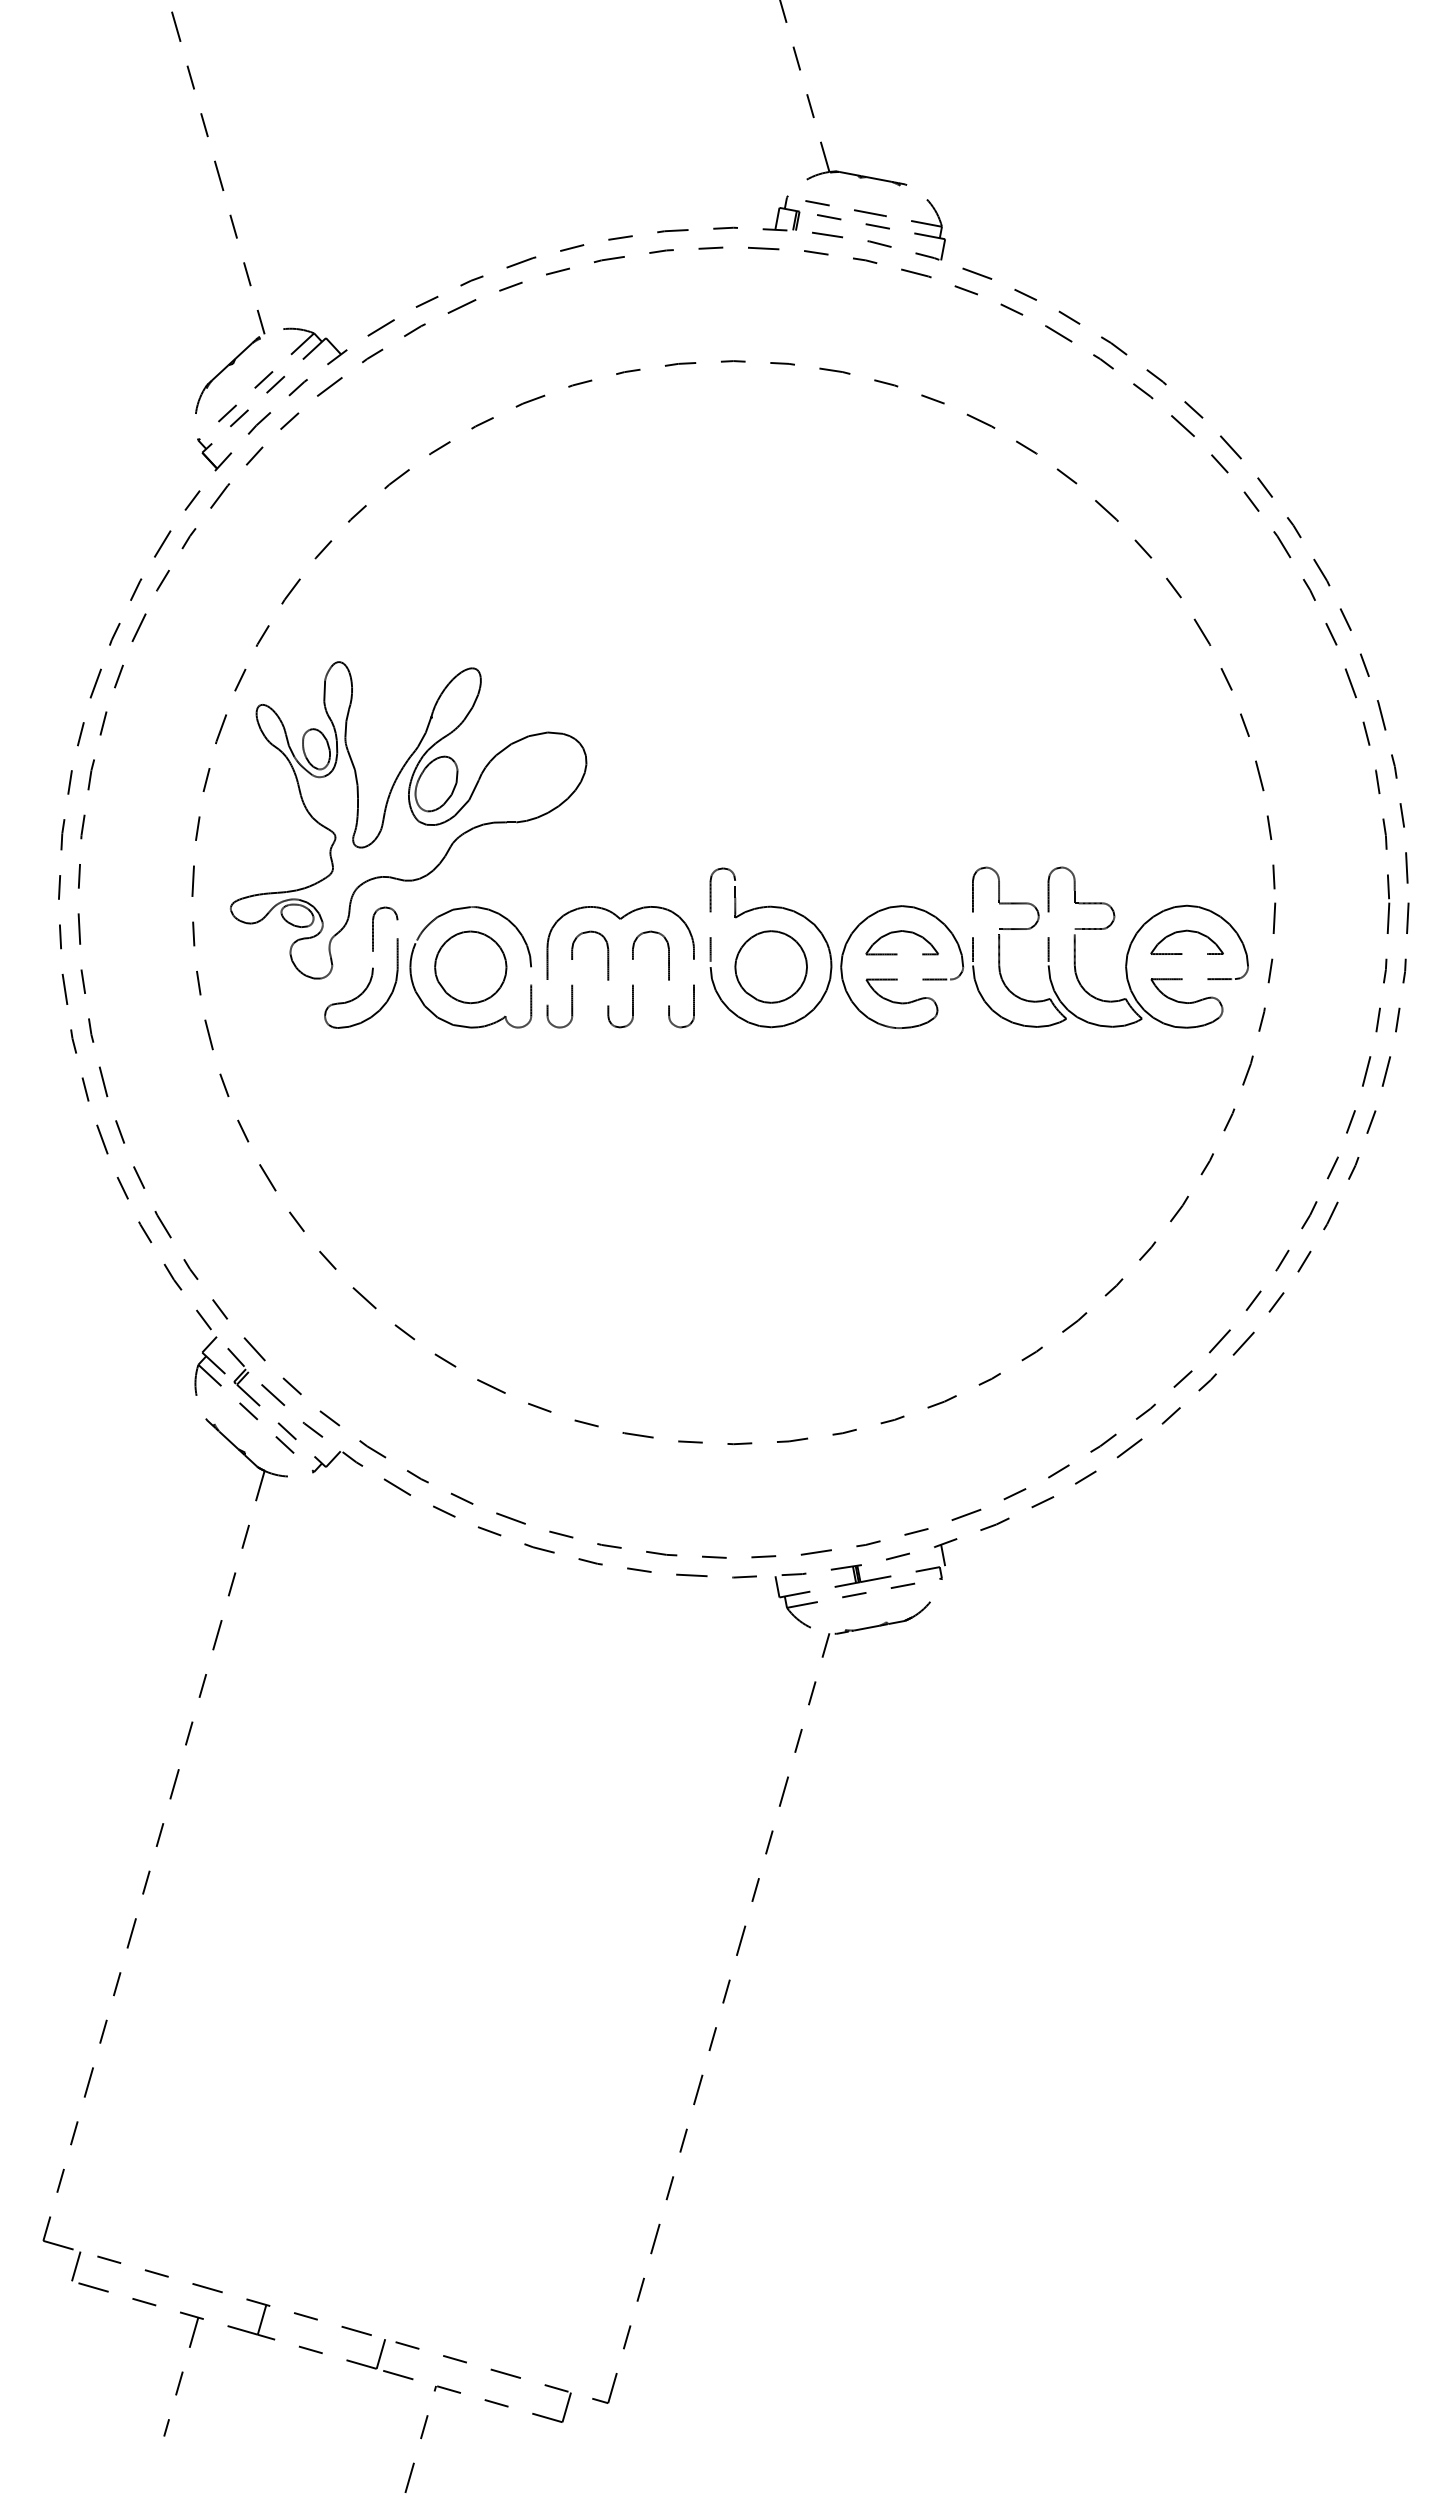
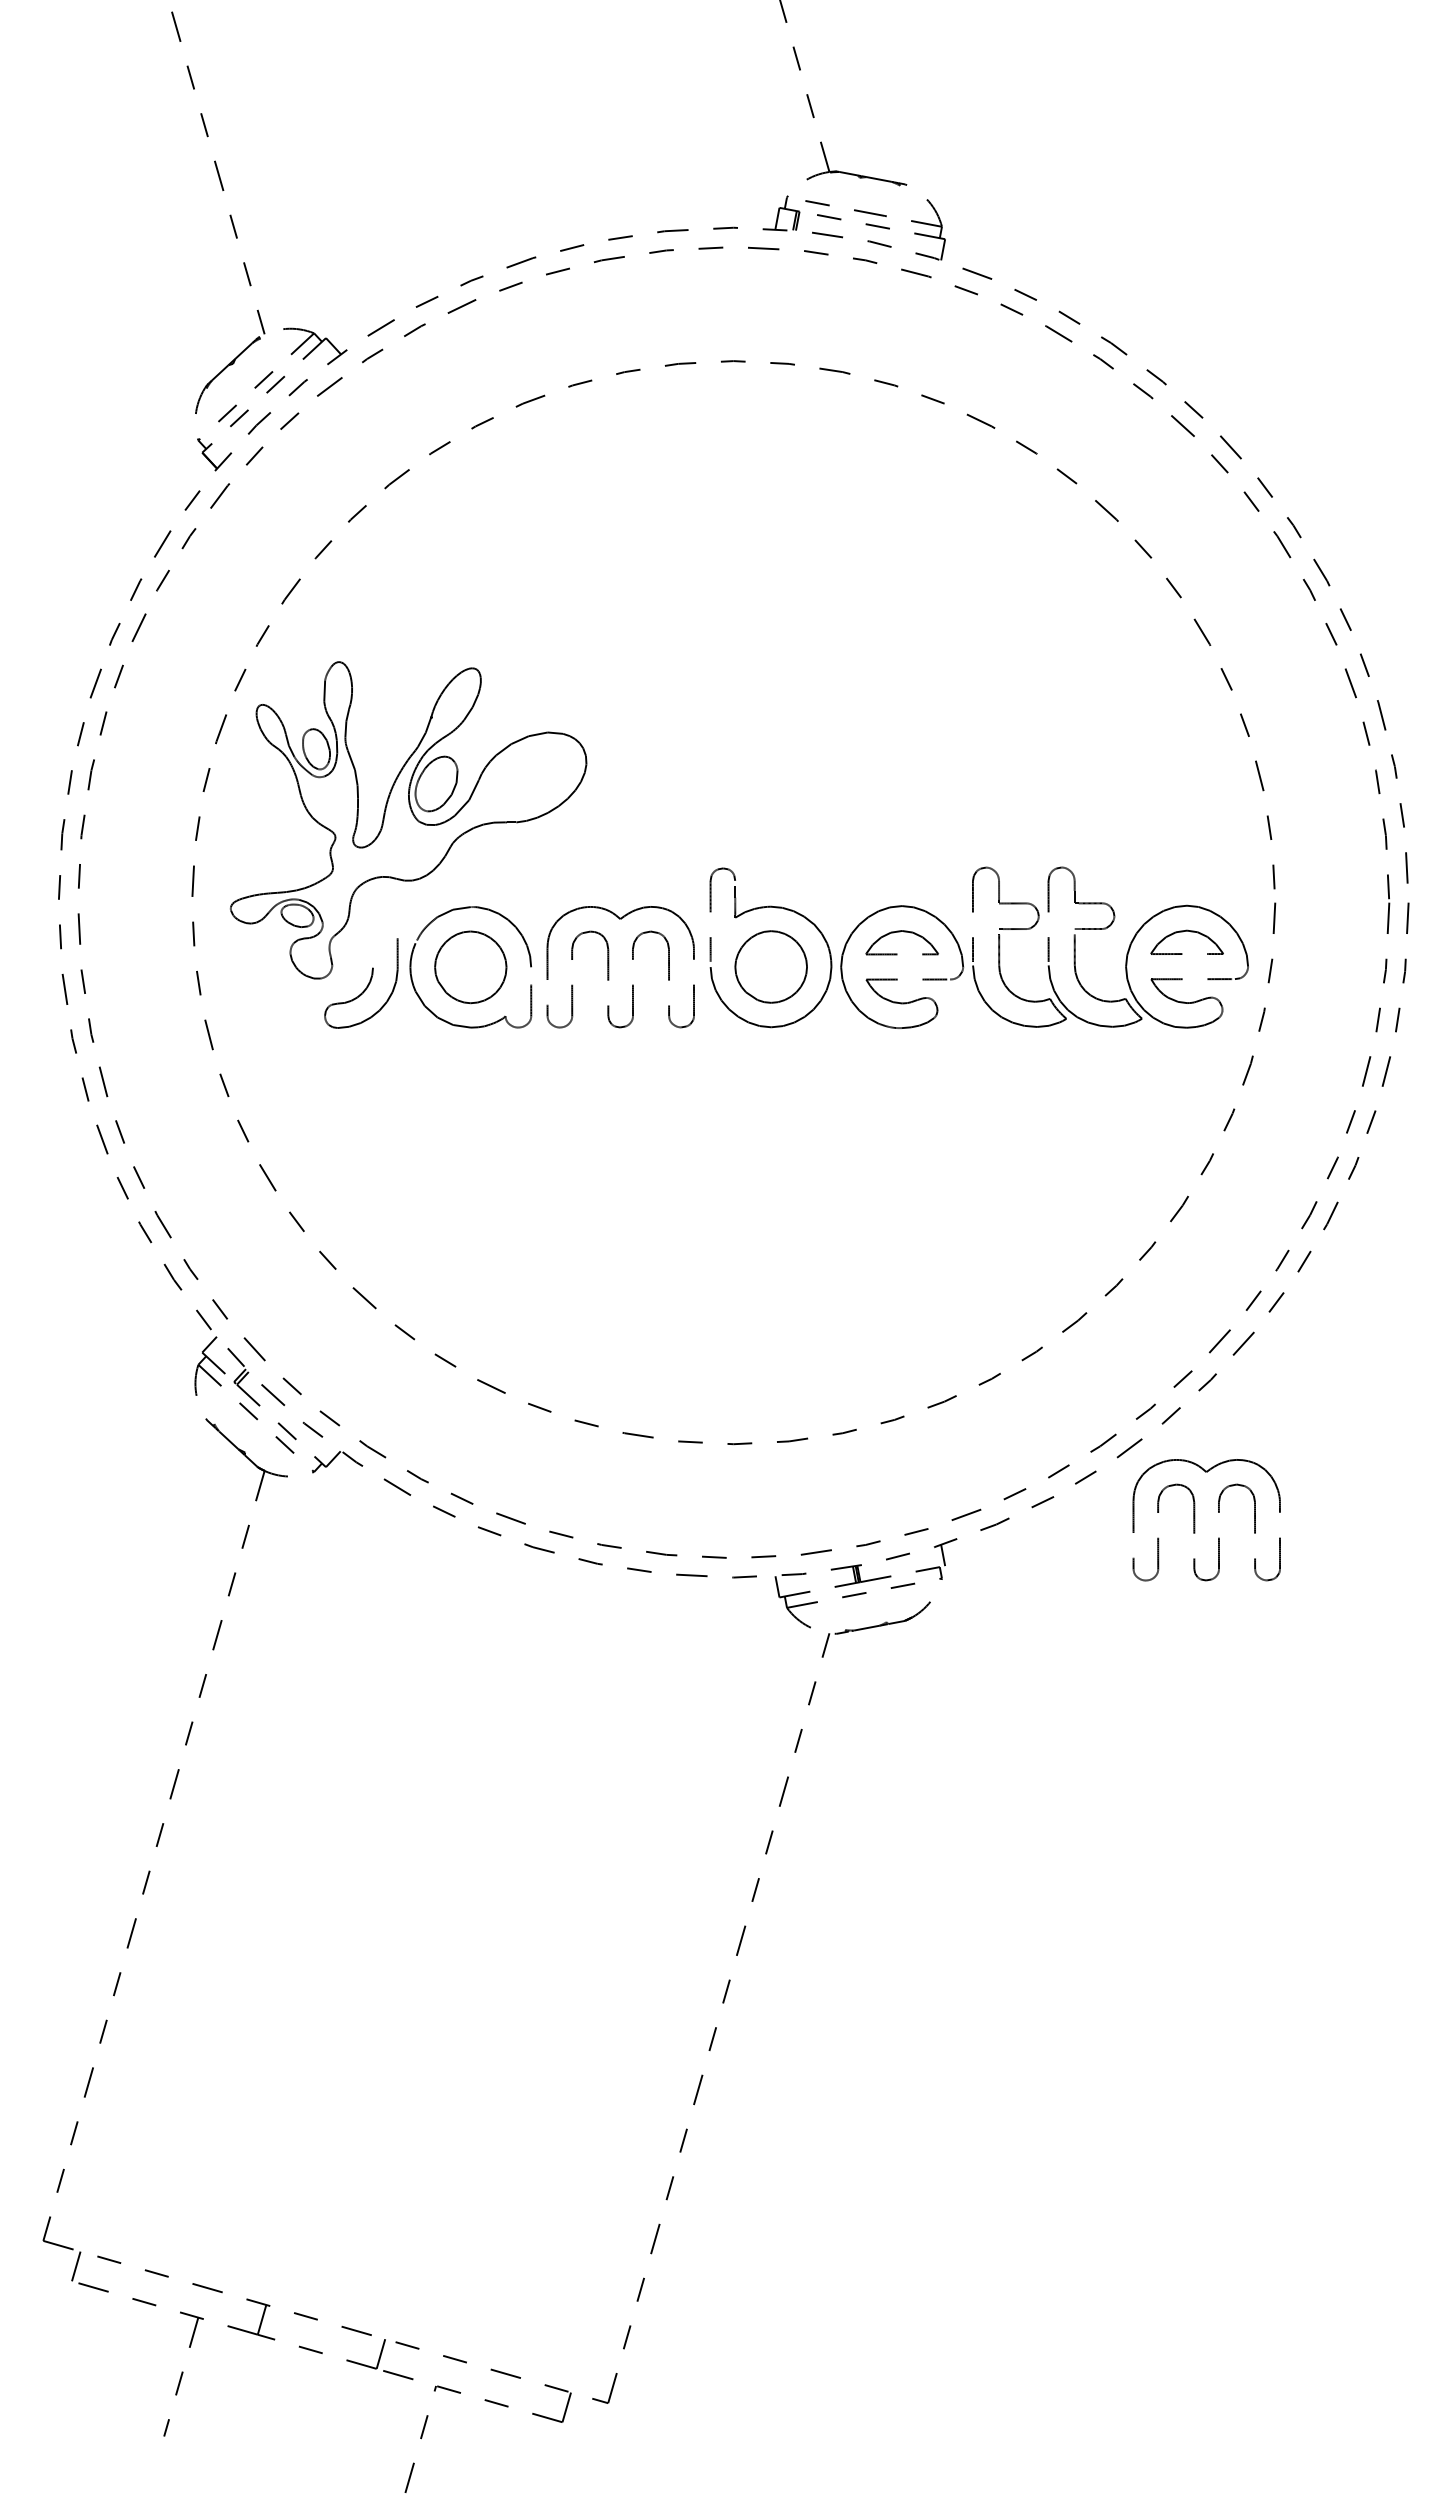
part: present -> none (373, 928)
part: none -> present (1195, 1520)
